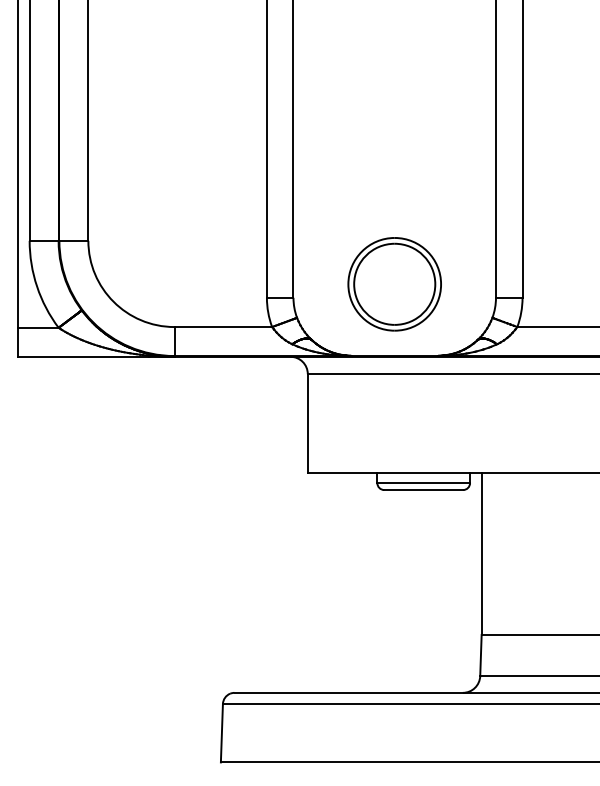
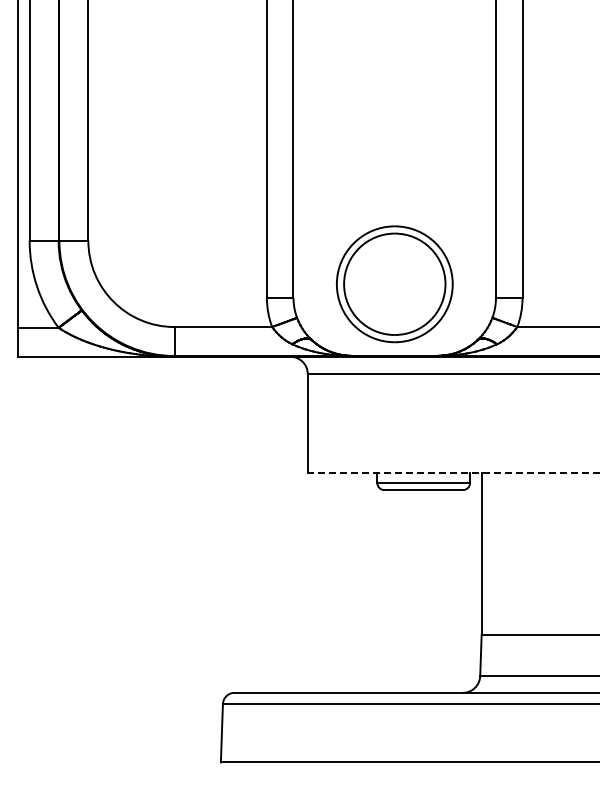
part size: 95x95 px -> 118x119 px (394, 284)
line: solid -> dashed (453, 472)
